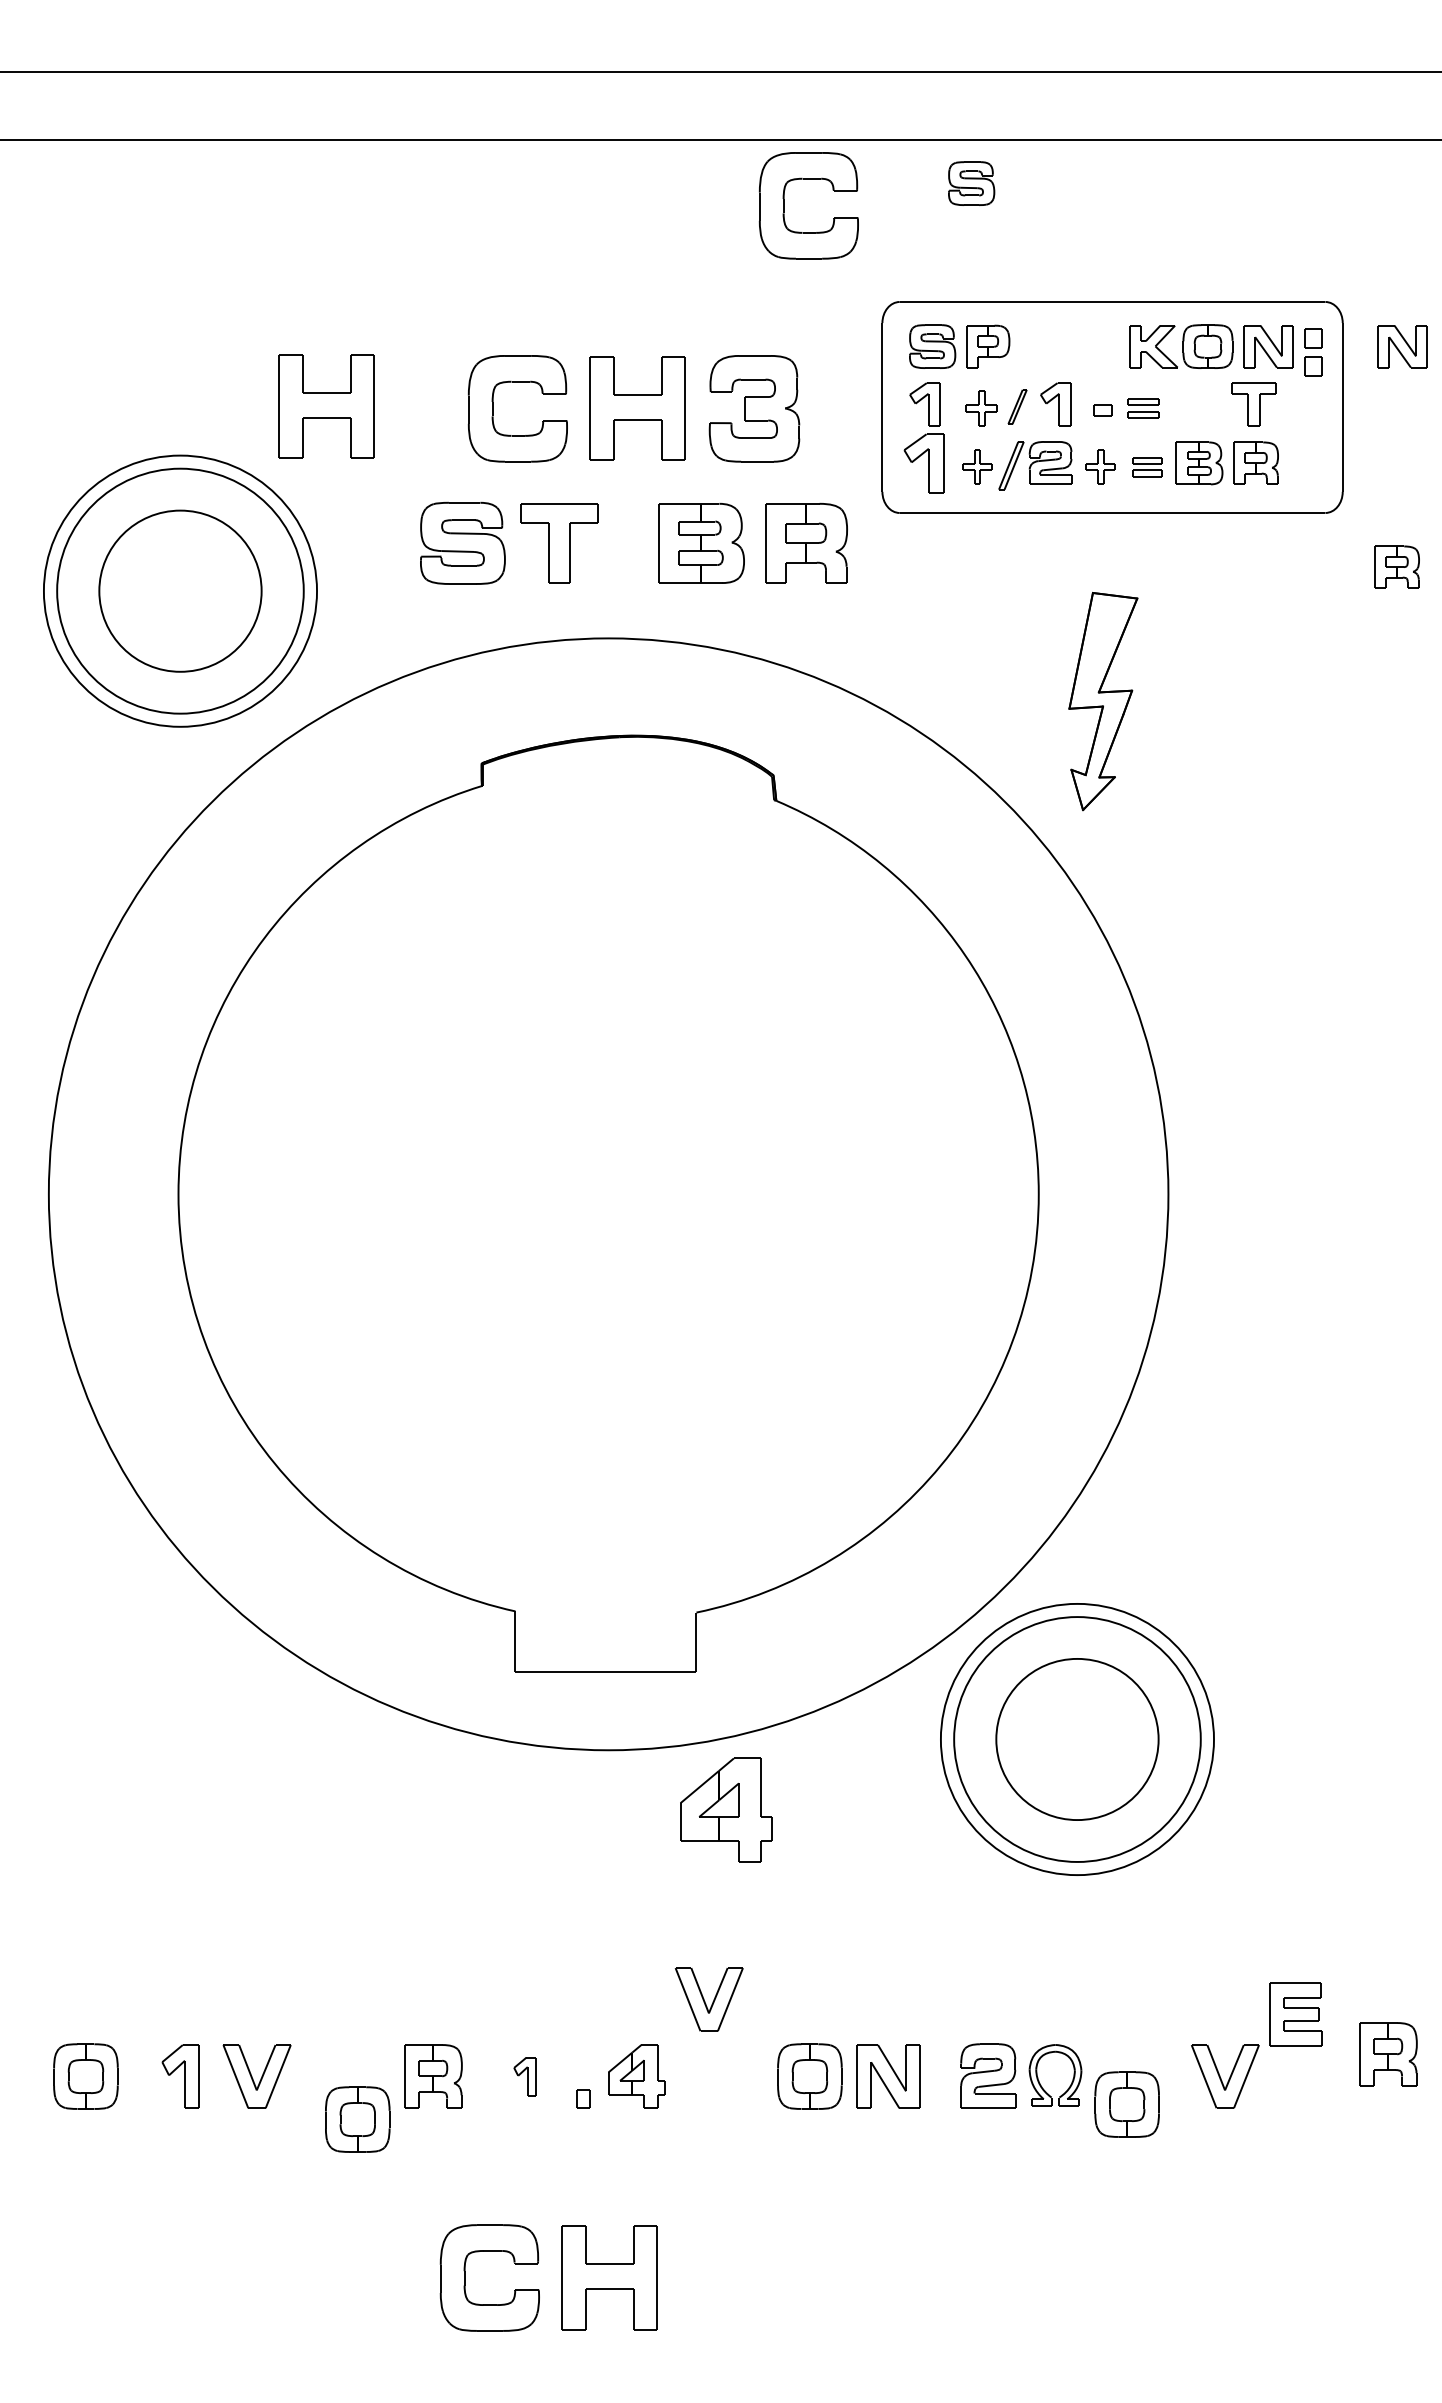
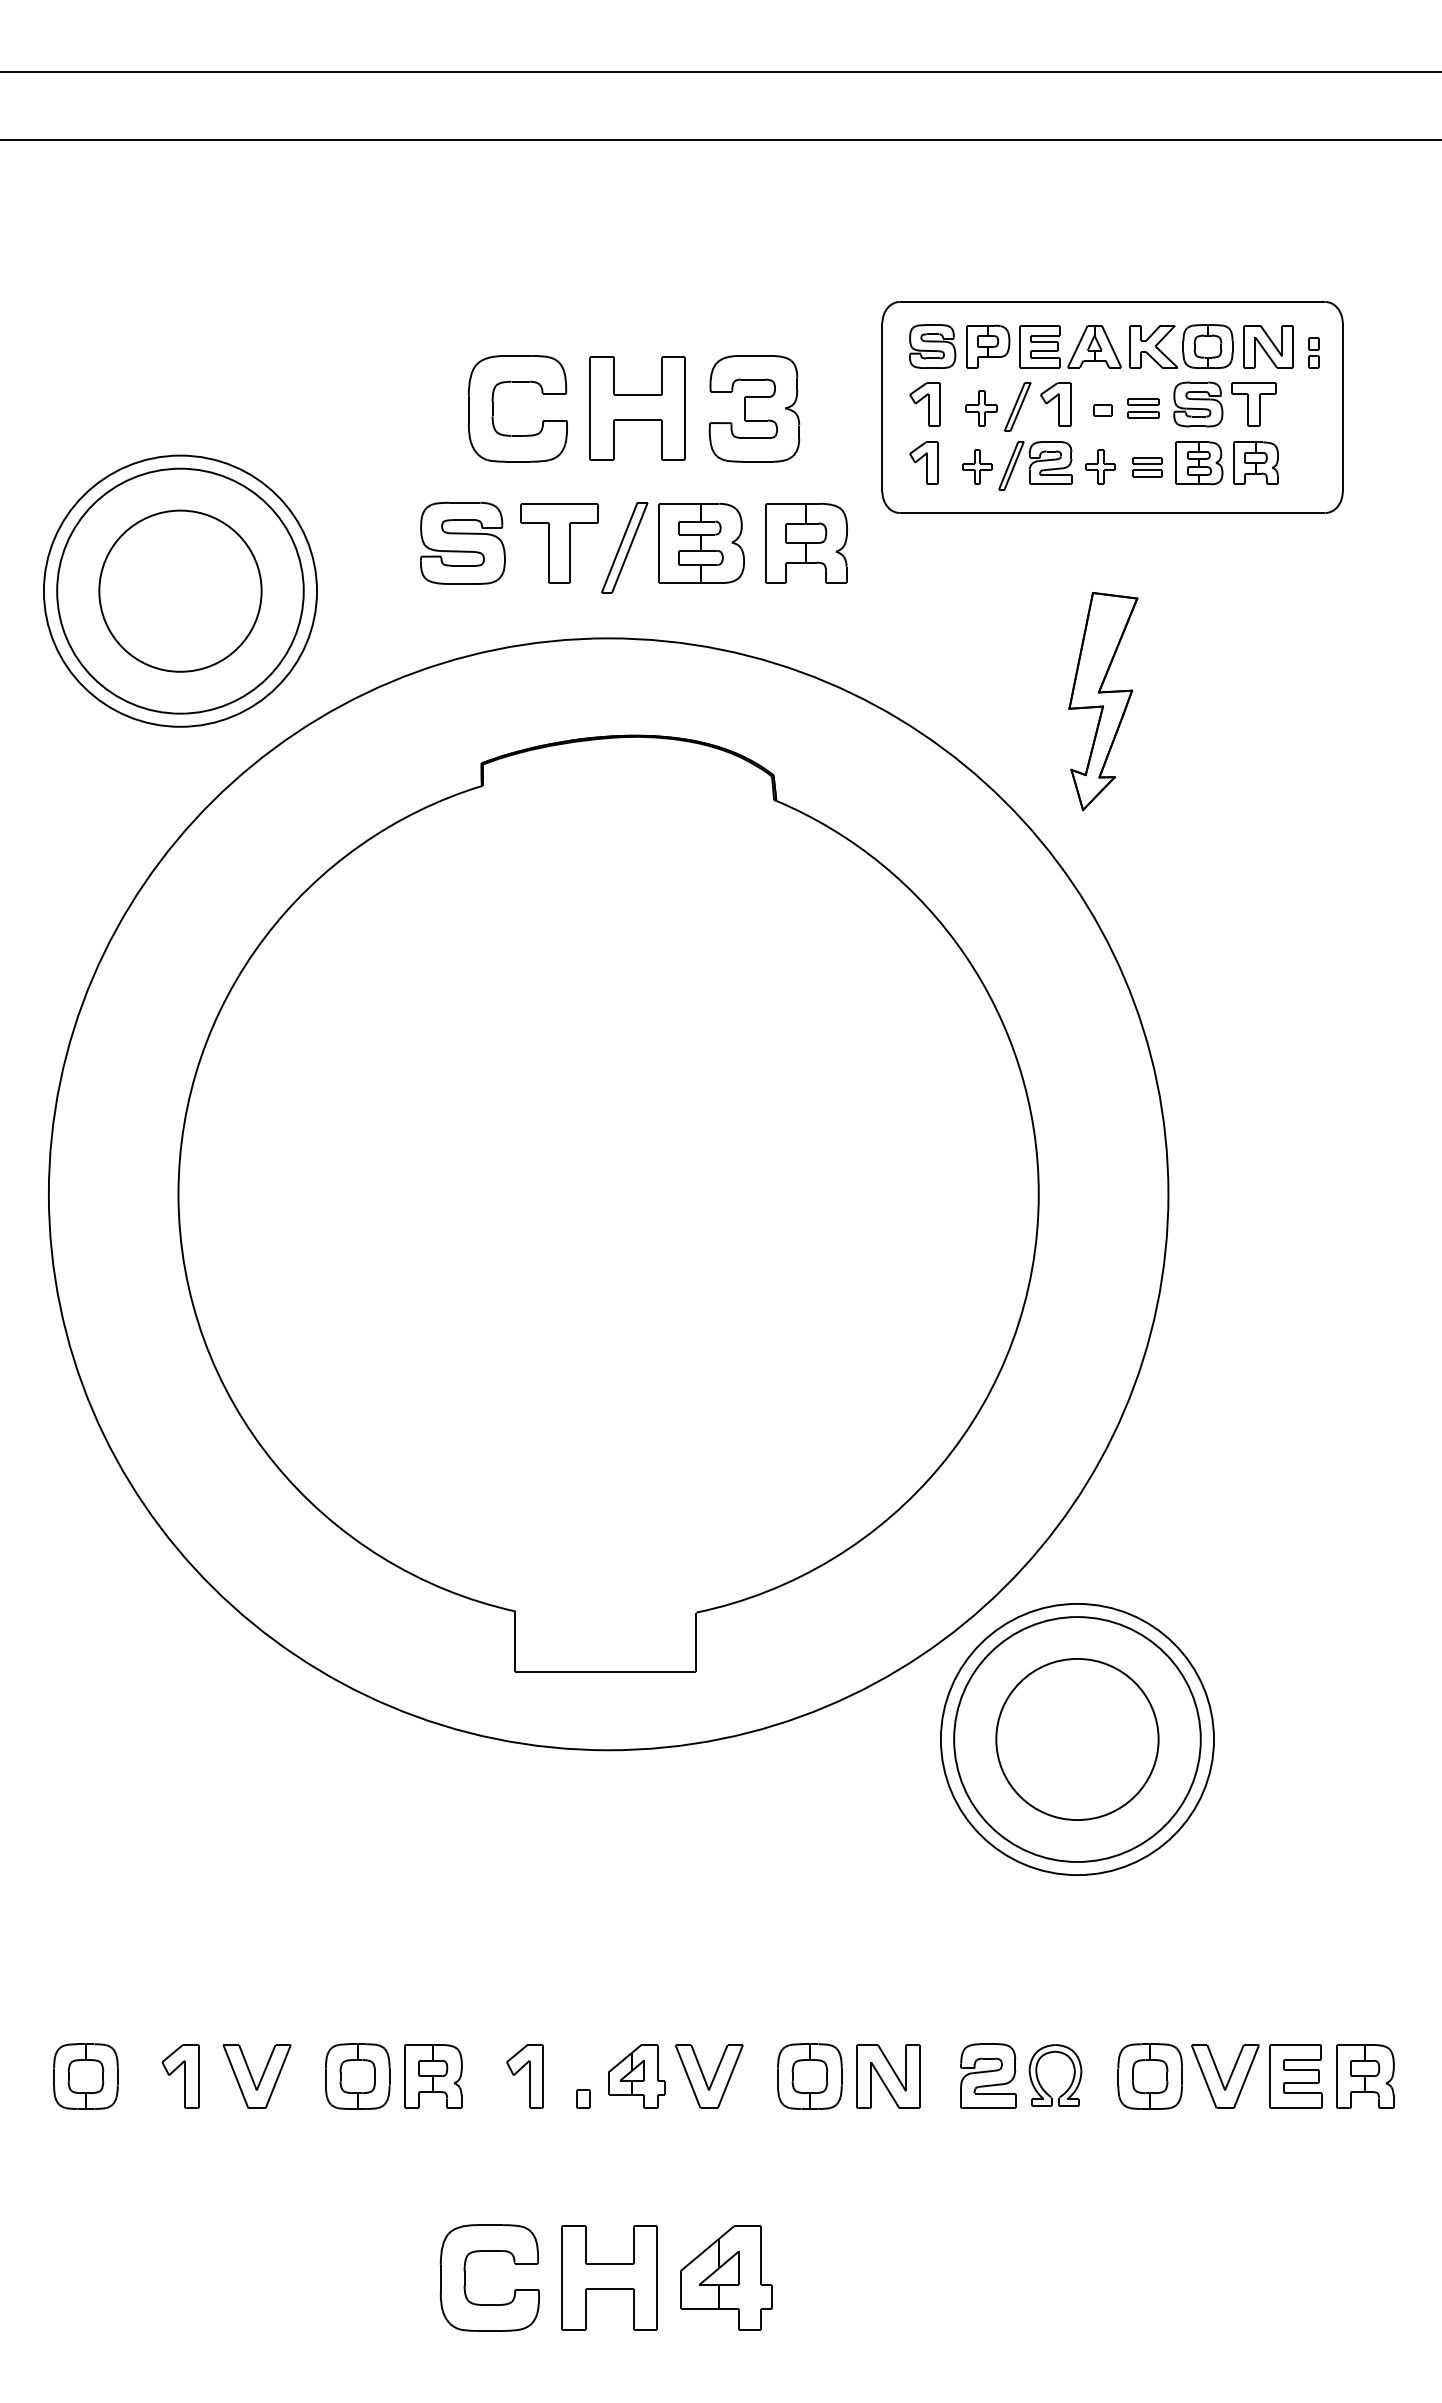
part: present -> none (971, 183)
part: present -> none (784, 205)
part: none -> present (1070, 346)
part: present -> none (1402, 346)
part size: 19x49 px -> 12x32 px (1313, 352)
part: none -> present (1198, 404)
part: present -> none (326, 406)
part size: 21x36 px -> 29x50 px (1017, 406)
part size: 42x61 px -> 30x44 px (923, 462)
part: none -> present (624, 547)
part: present -> none (1396, 566)
part position: (726, 1809) -> (726, 2277) (726, 2277)
part position: (708, 1999) -> (708, 2076) (708, 2076)
part position: (1295, 2014) -> (1295, 2076) (1295, 2076)
part position: (1388, 2054) -> (1365, 2076) (1365, 2076)
part size: 24x40 px -> 38x65 px (524, 2076)
part position: (1126, 2104) -> (1149, 2076) (1149, 2076)
part position: (357, 2119) -> (357, 2076) (357, 2076)
